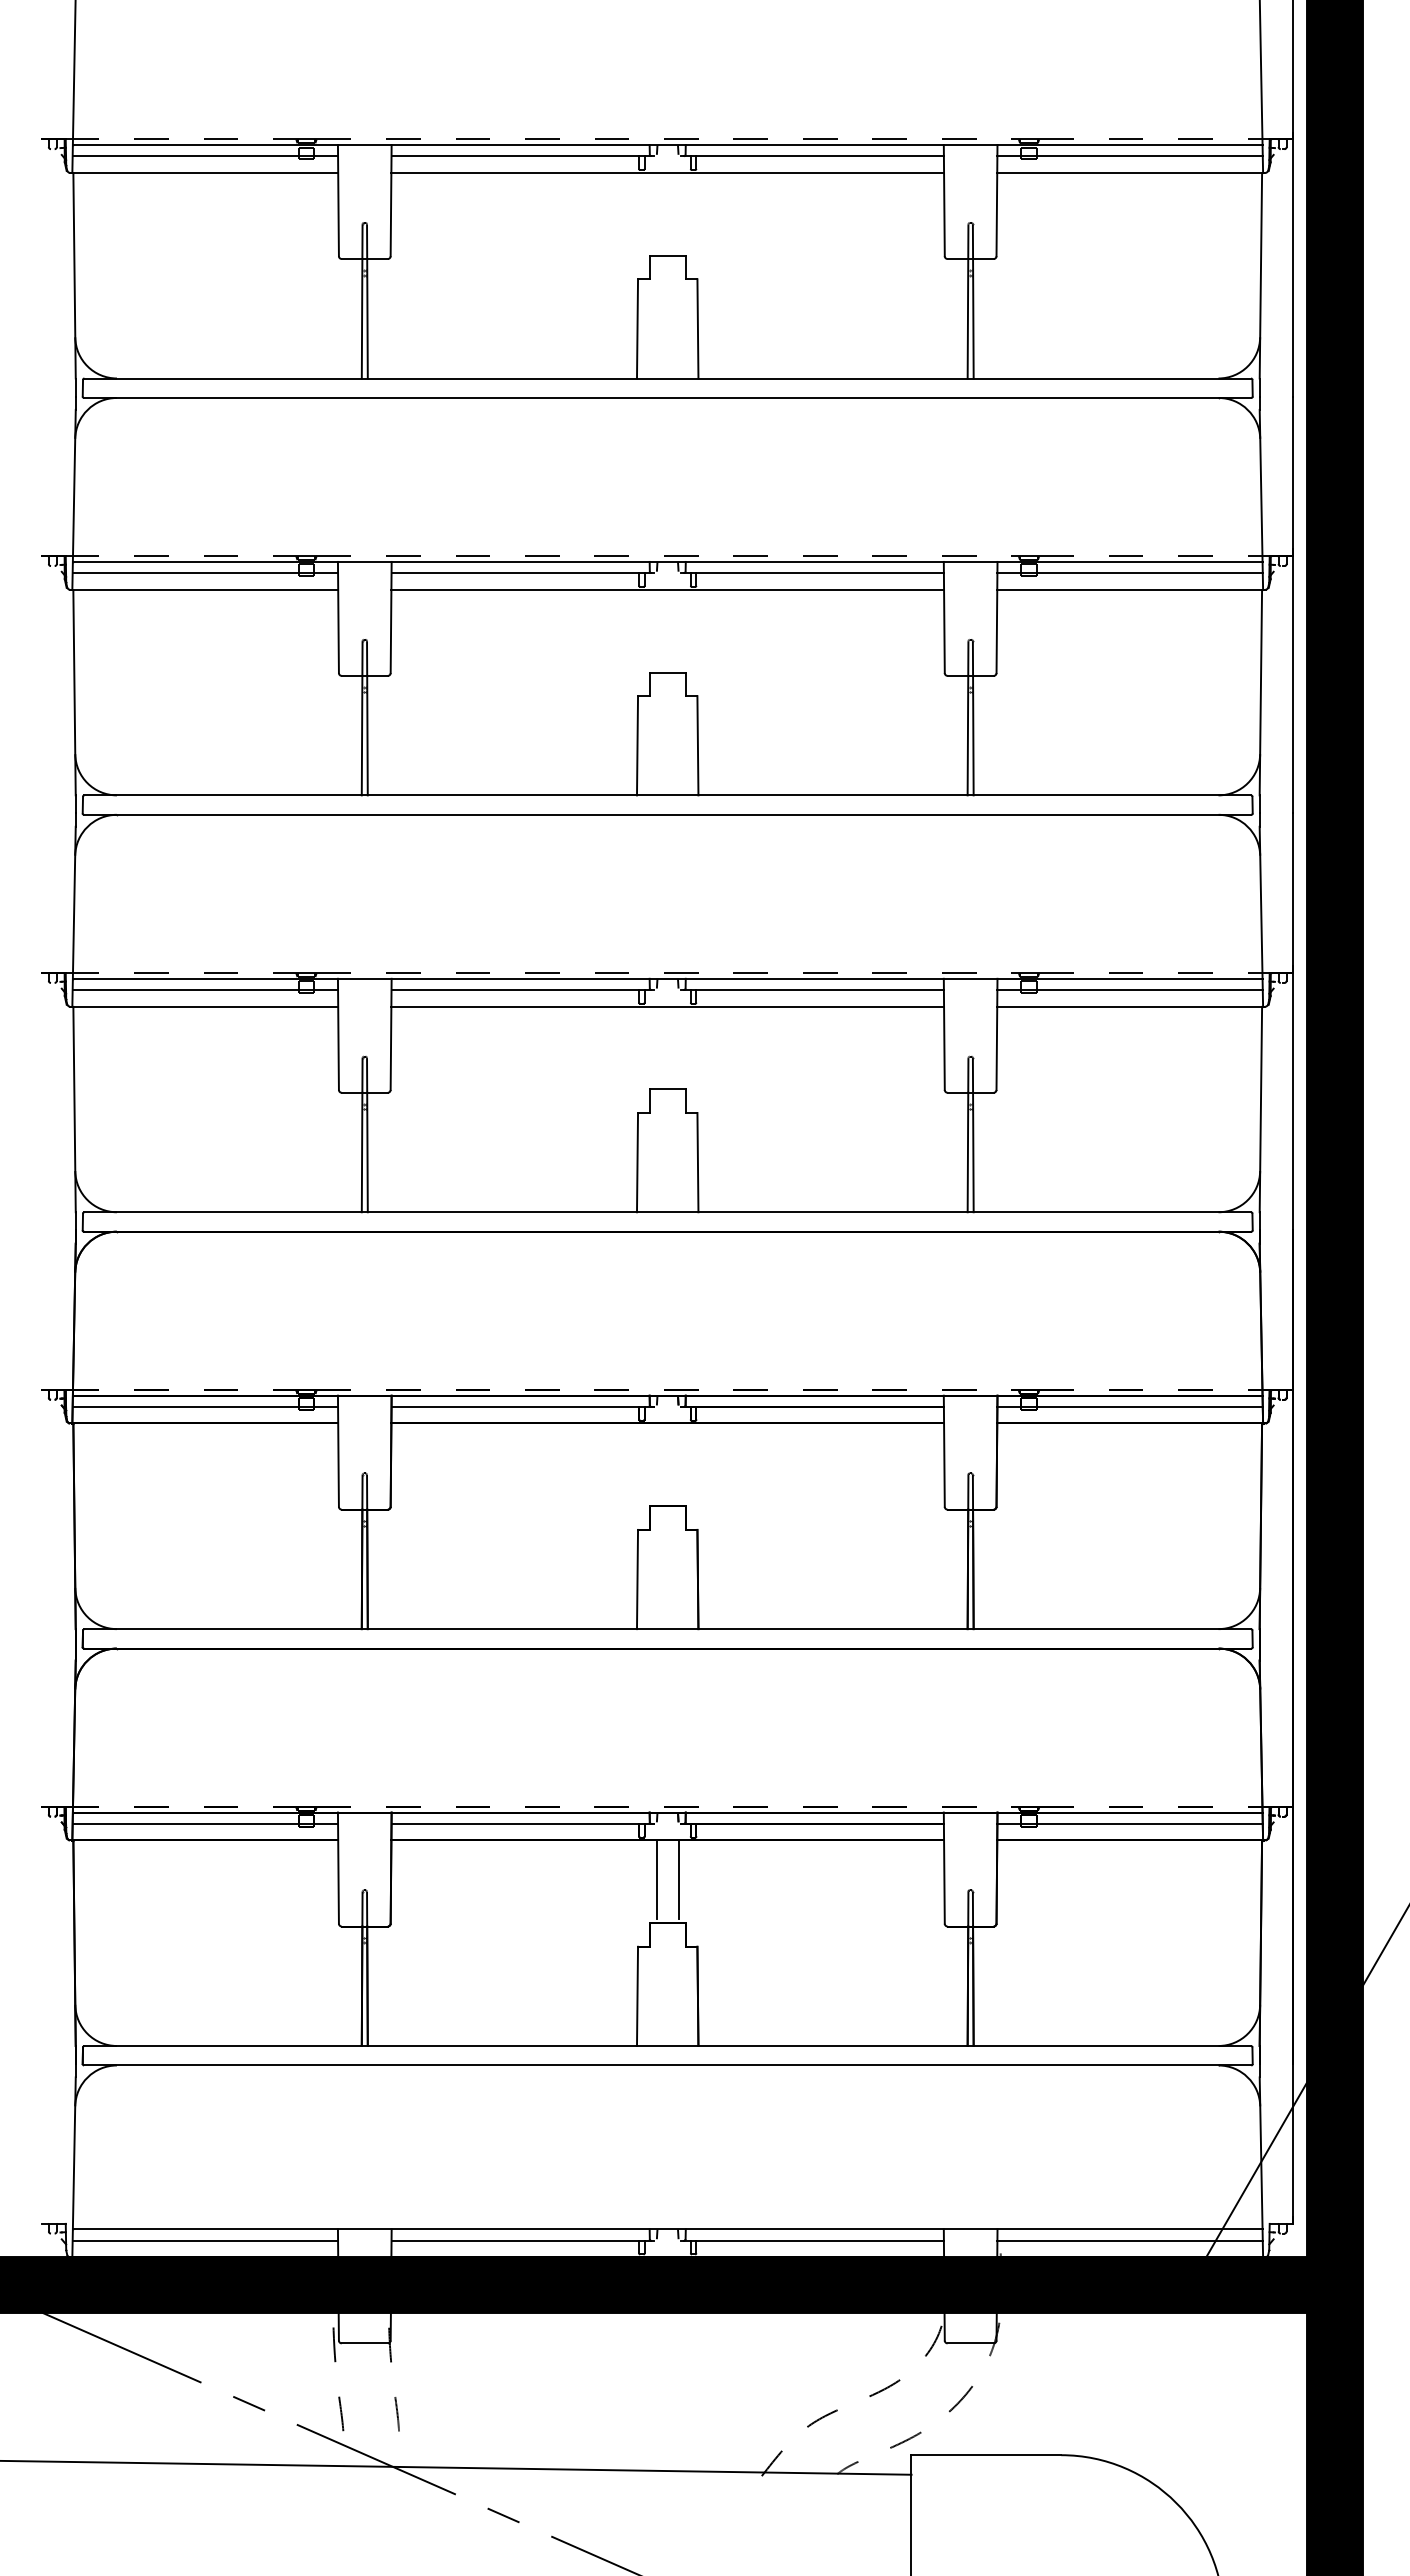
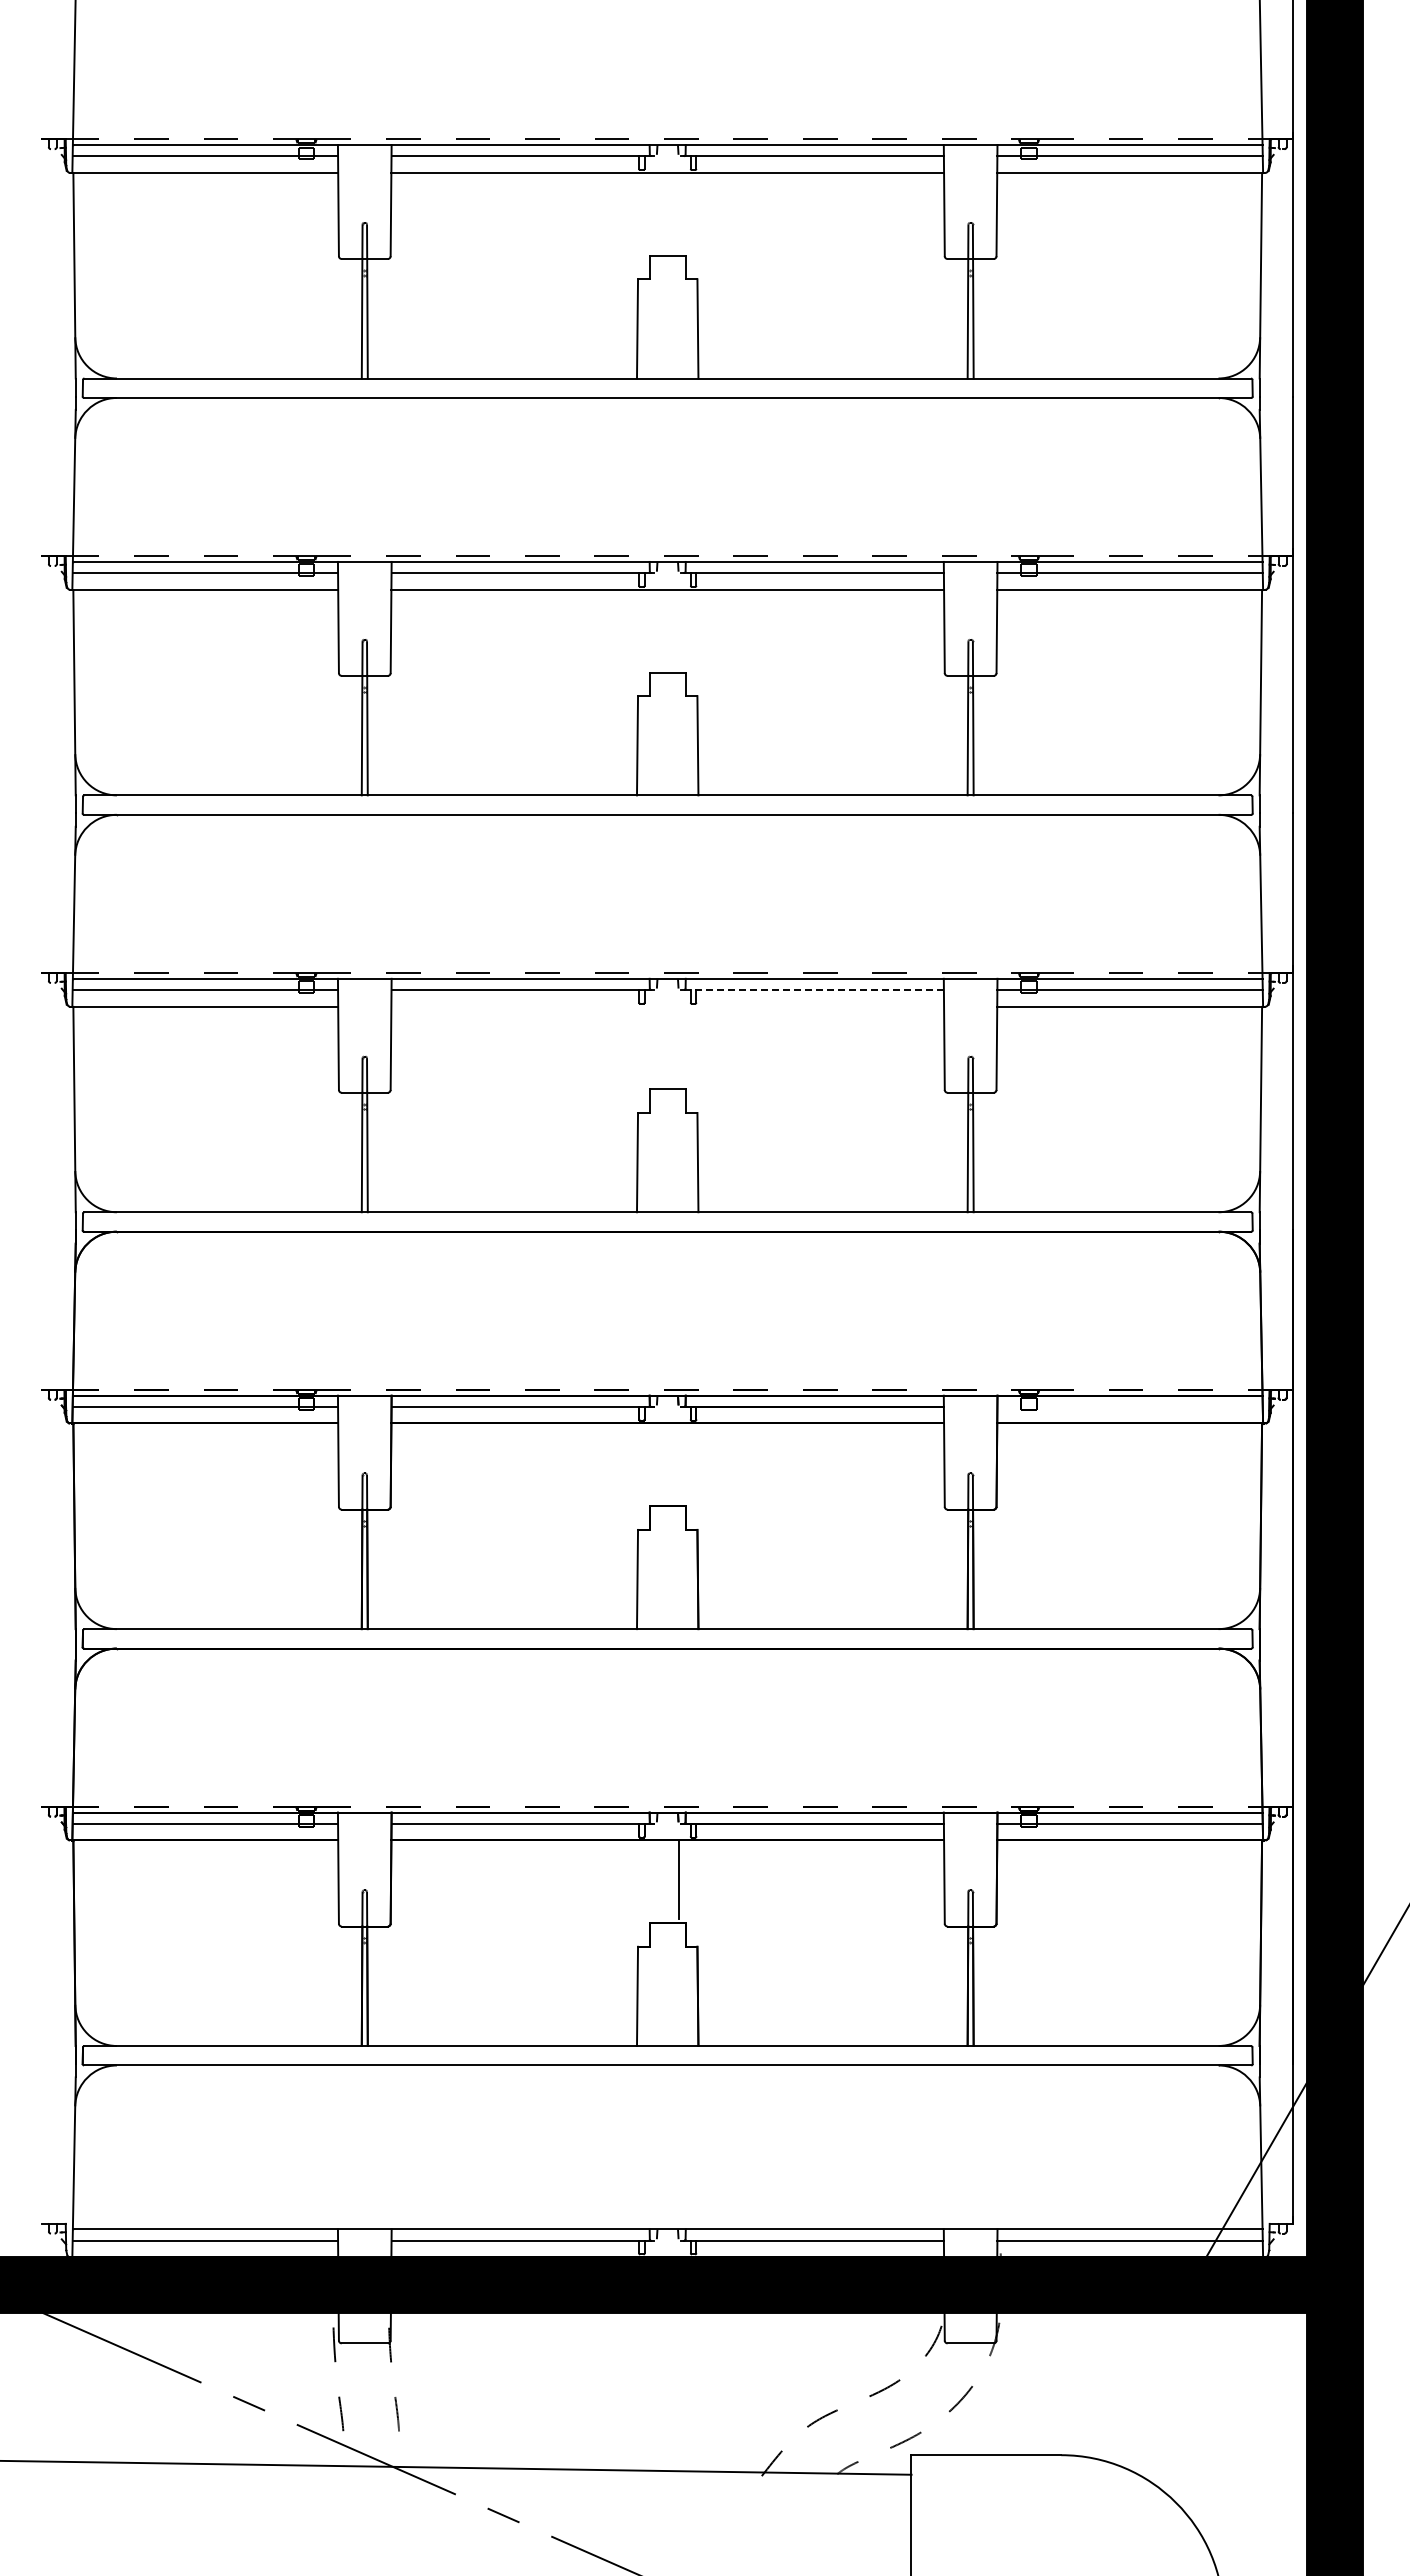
line: solid -> dashed (814, 989)
line: present -> none (667, 1006)
line: present -> none (1129, 1406)
line: present -> none (656, 1879)
